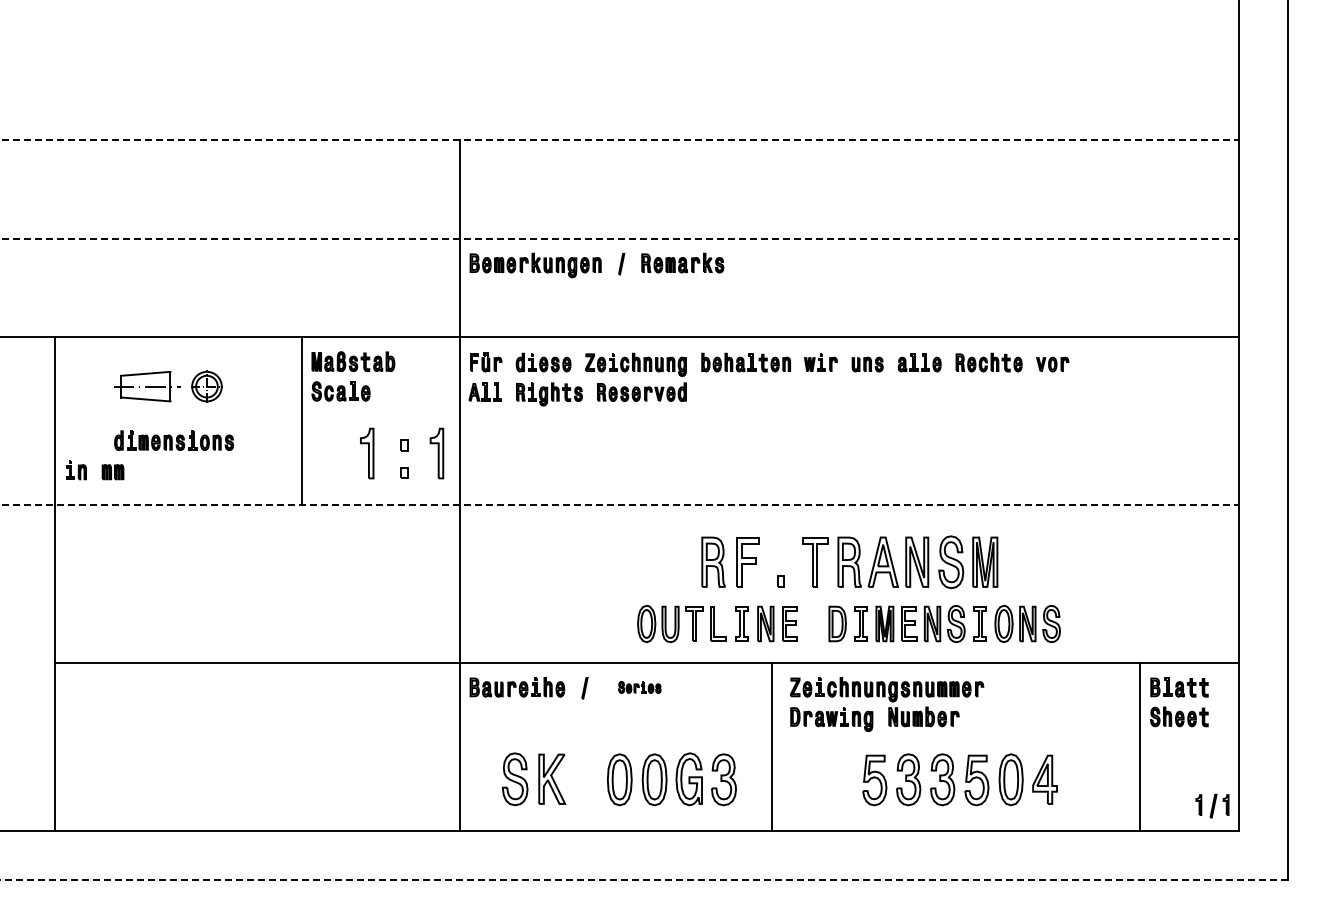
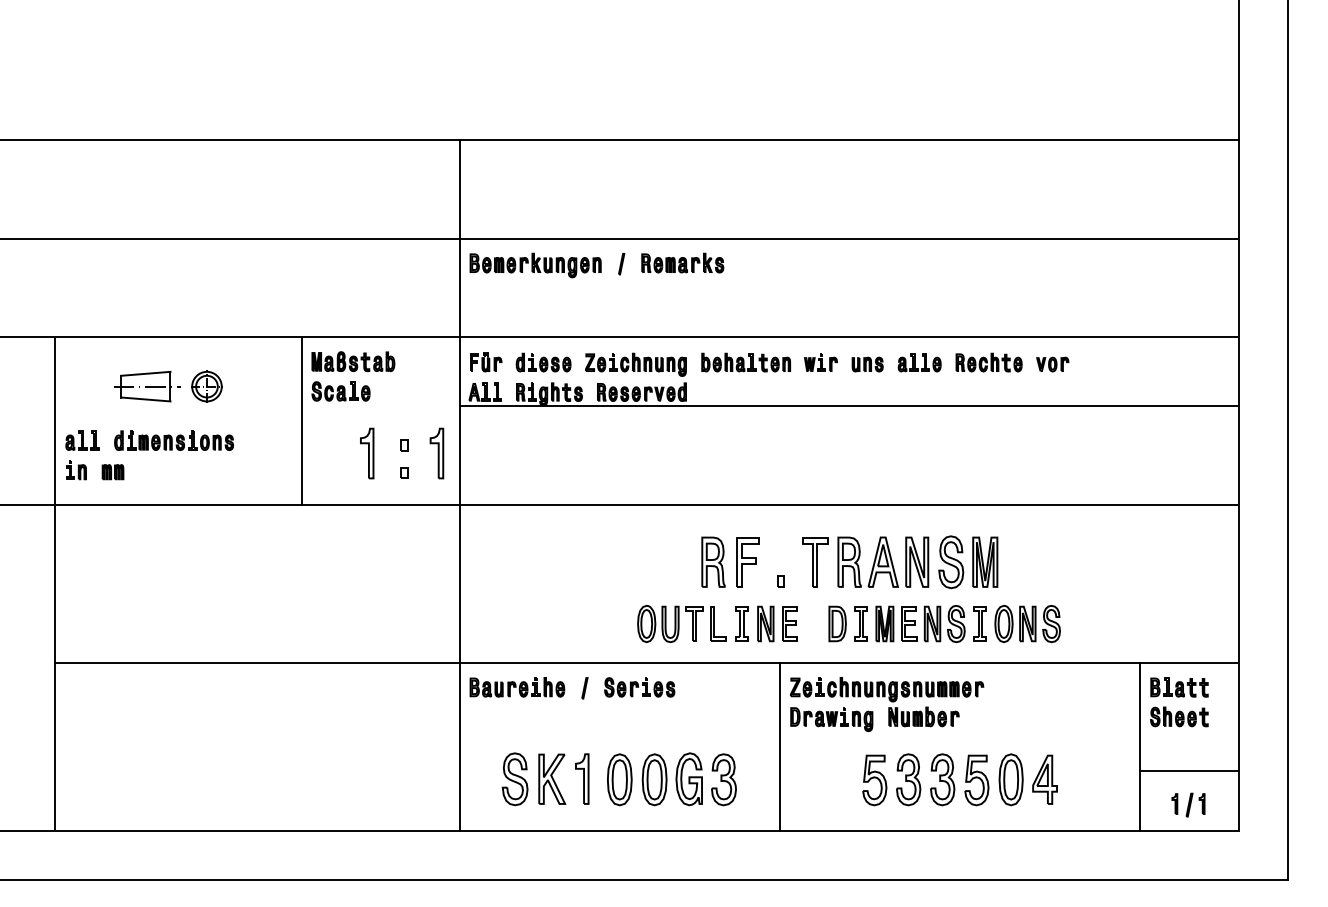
line: dashed -> solid (619, 140)
line: dashed -> solid (619, 238)
line: none -> present (848, 406)
part: none -> present (82, 440)
line: dashed -> solid (619, 505)
part size: 44x13 px -> 72x21 px (639, 687)
line position: (772, 746) -> (780, 746) (780, 746)
line: none -> present (1189, 771)
part: none -> present (582, 778)
part position: (1212, 805) -> (1188, 804) (1188, 804)
line: dashed -> solid (644, 879)
